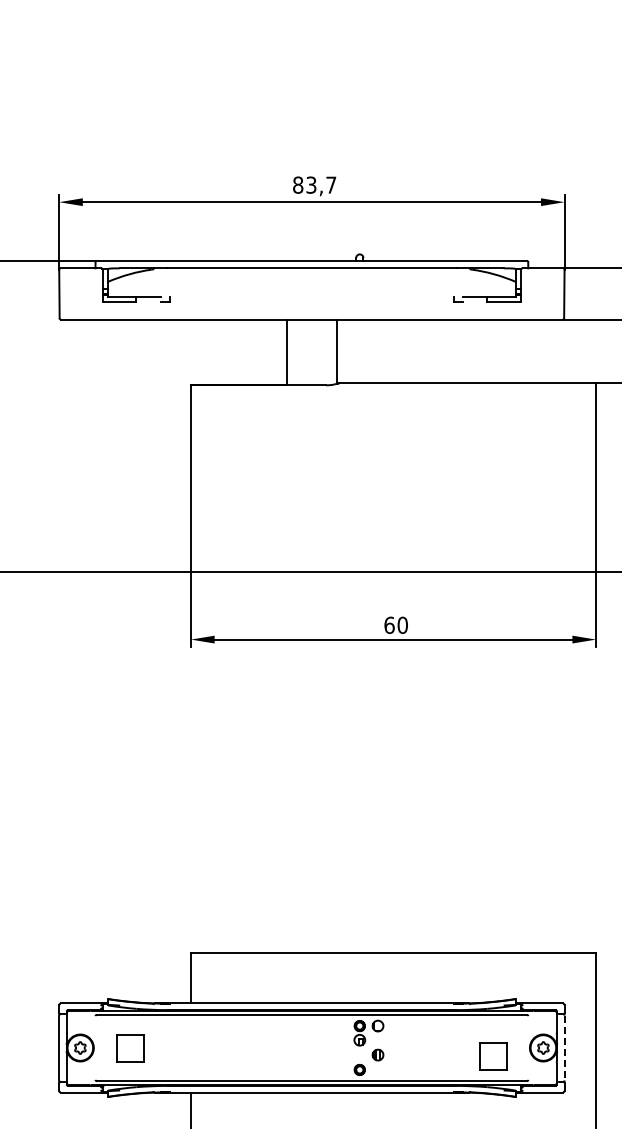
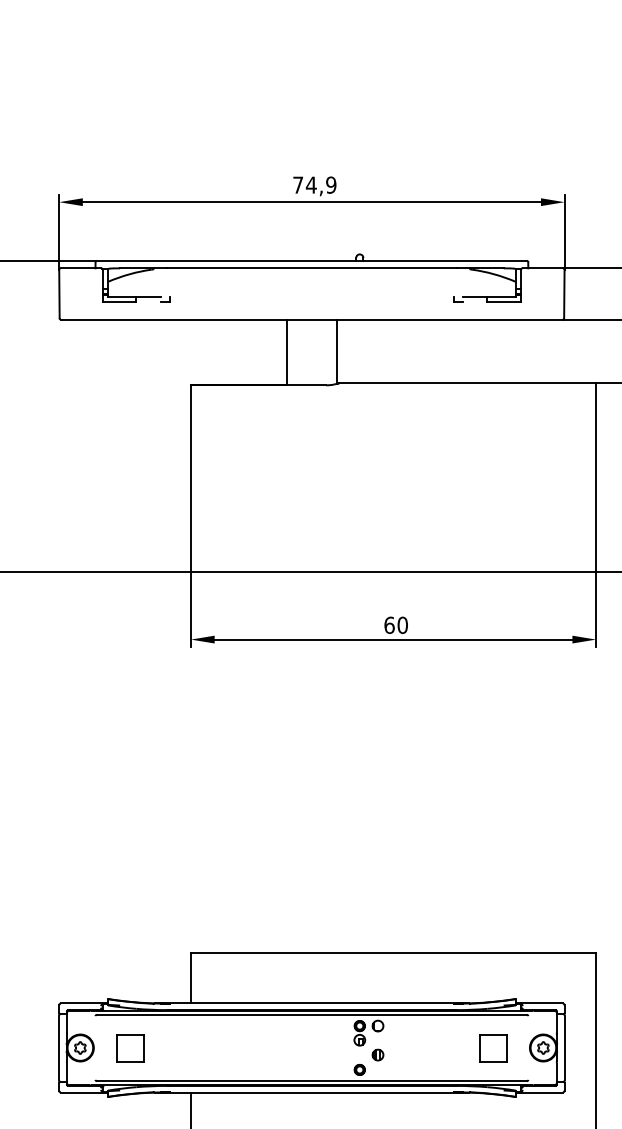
text: 83,7 -> 74,9 (314, 184)
line: dashed -> solid (564, 1048)
part position: (493, 1056) -> (493, 1048) (493, 1048)
